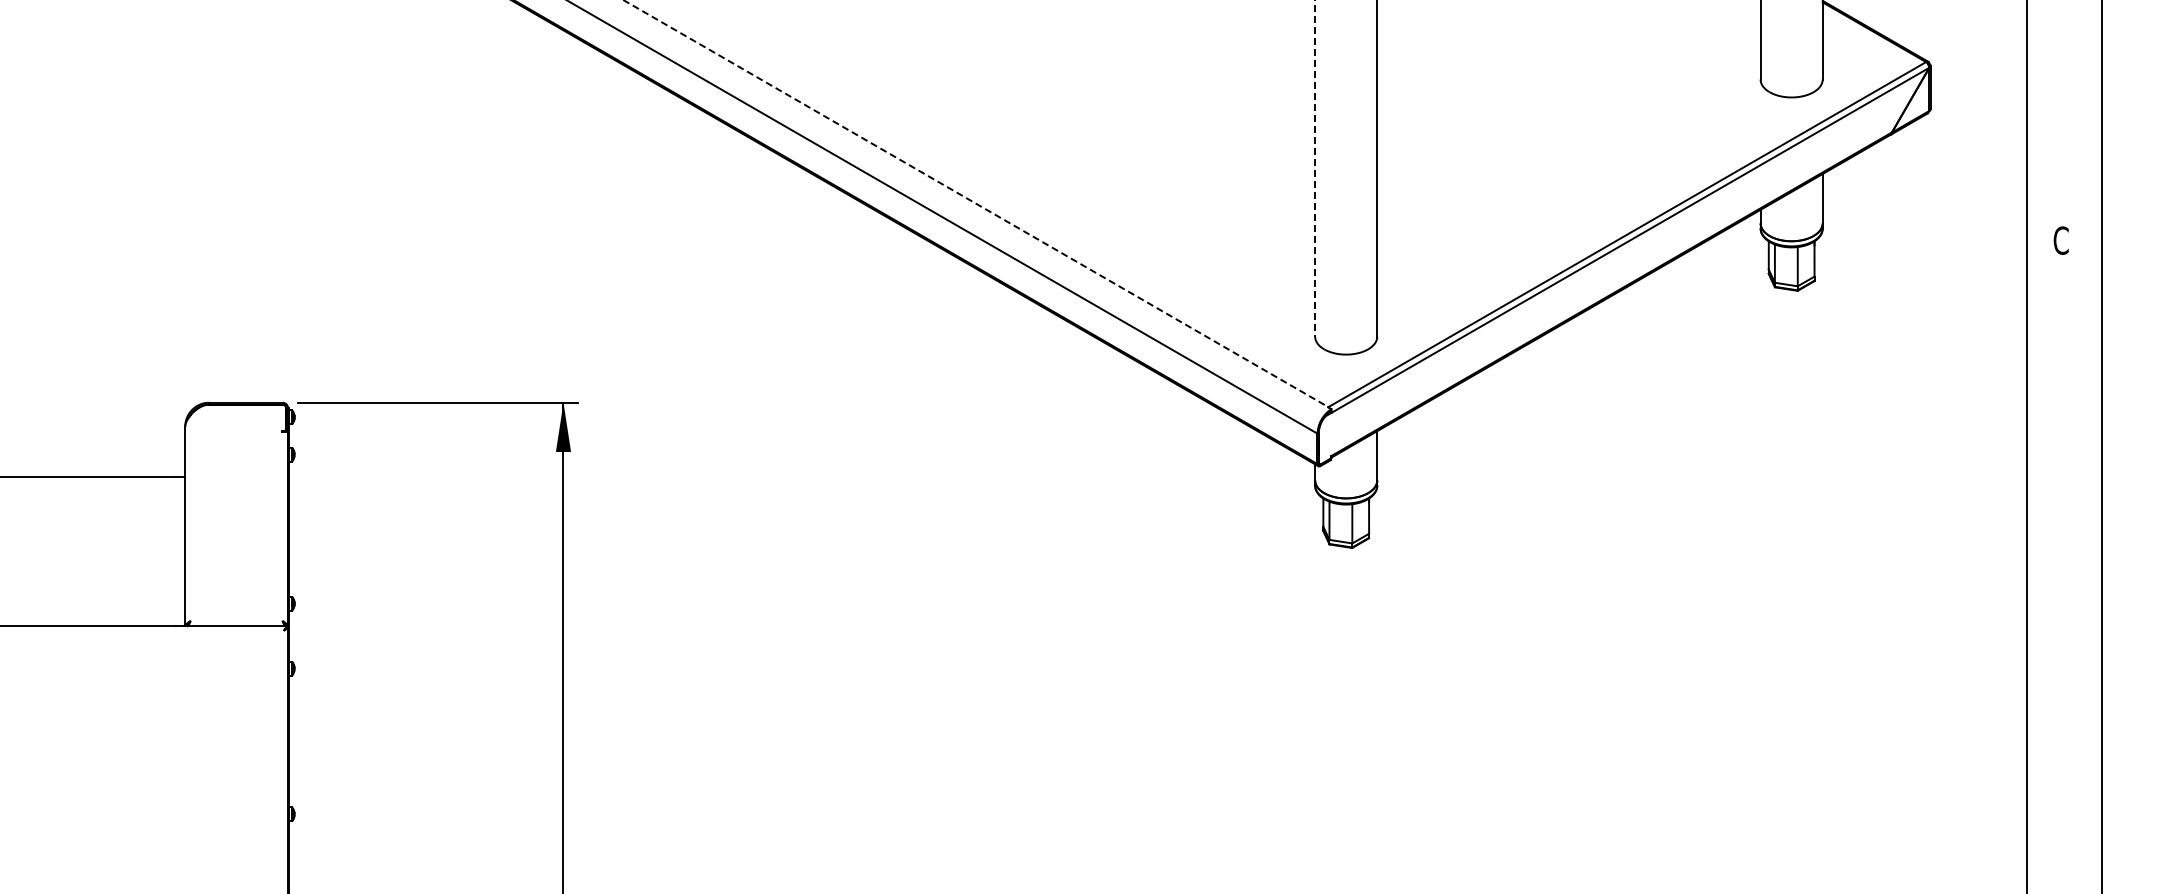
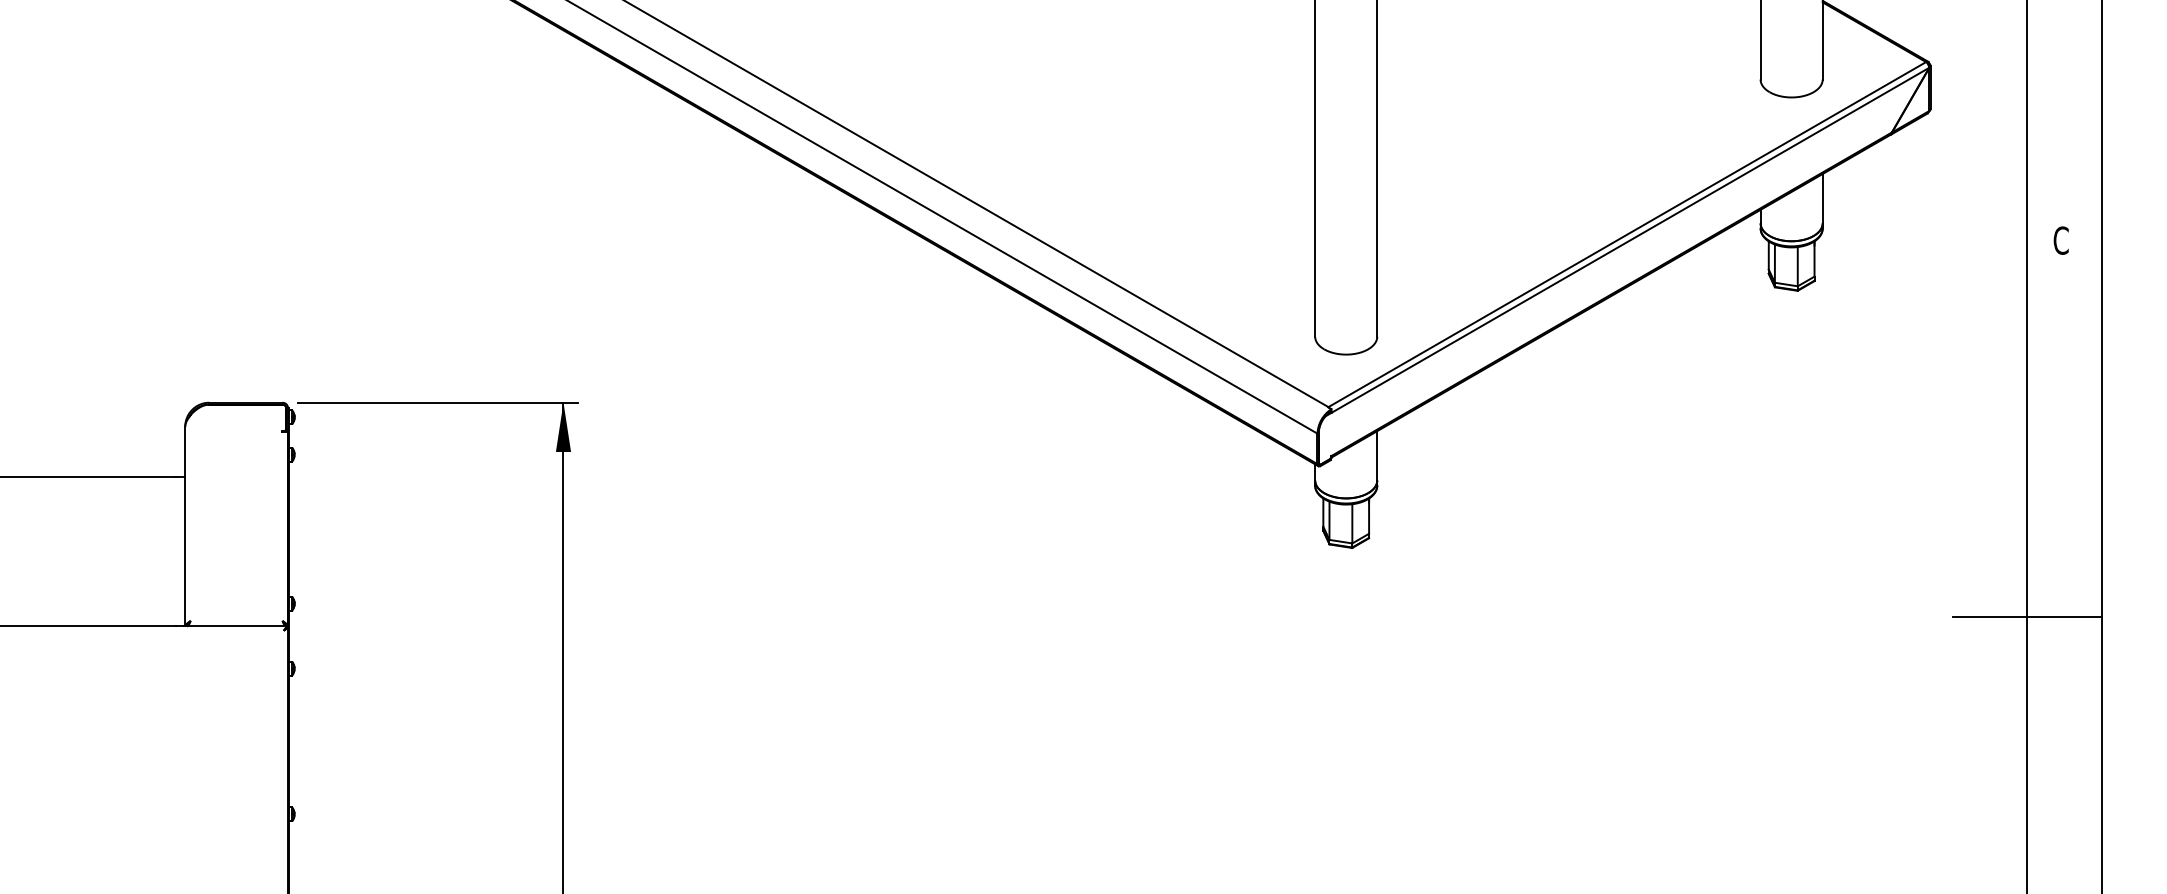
line: dashed -> solid (1315, 169)
line: dashed -> solid (976, 203)
line: none -> present (2026, 617)
